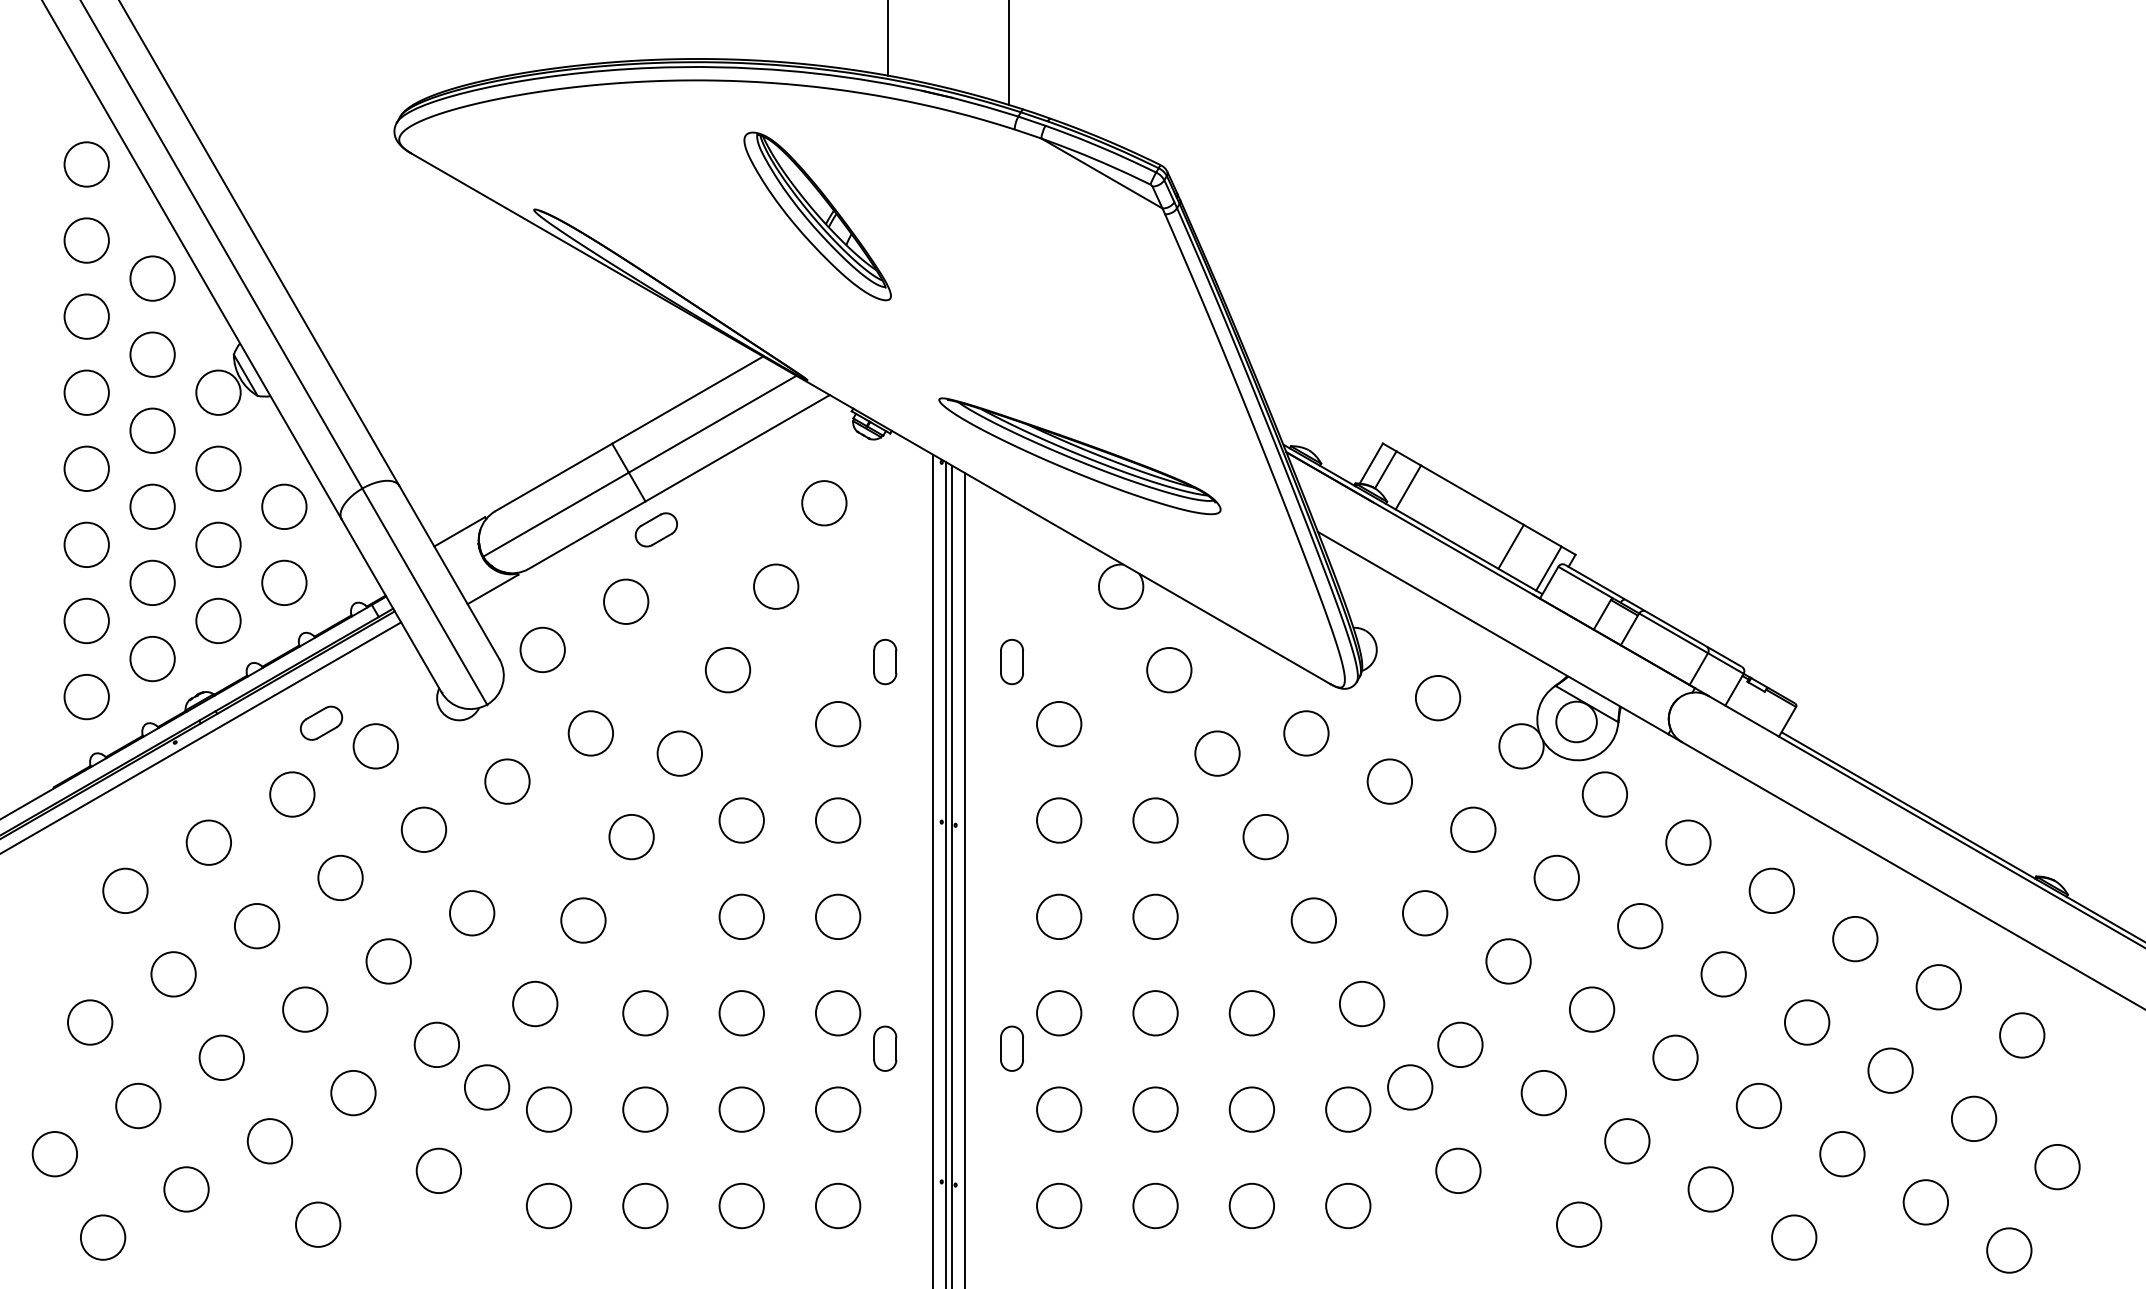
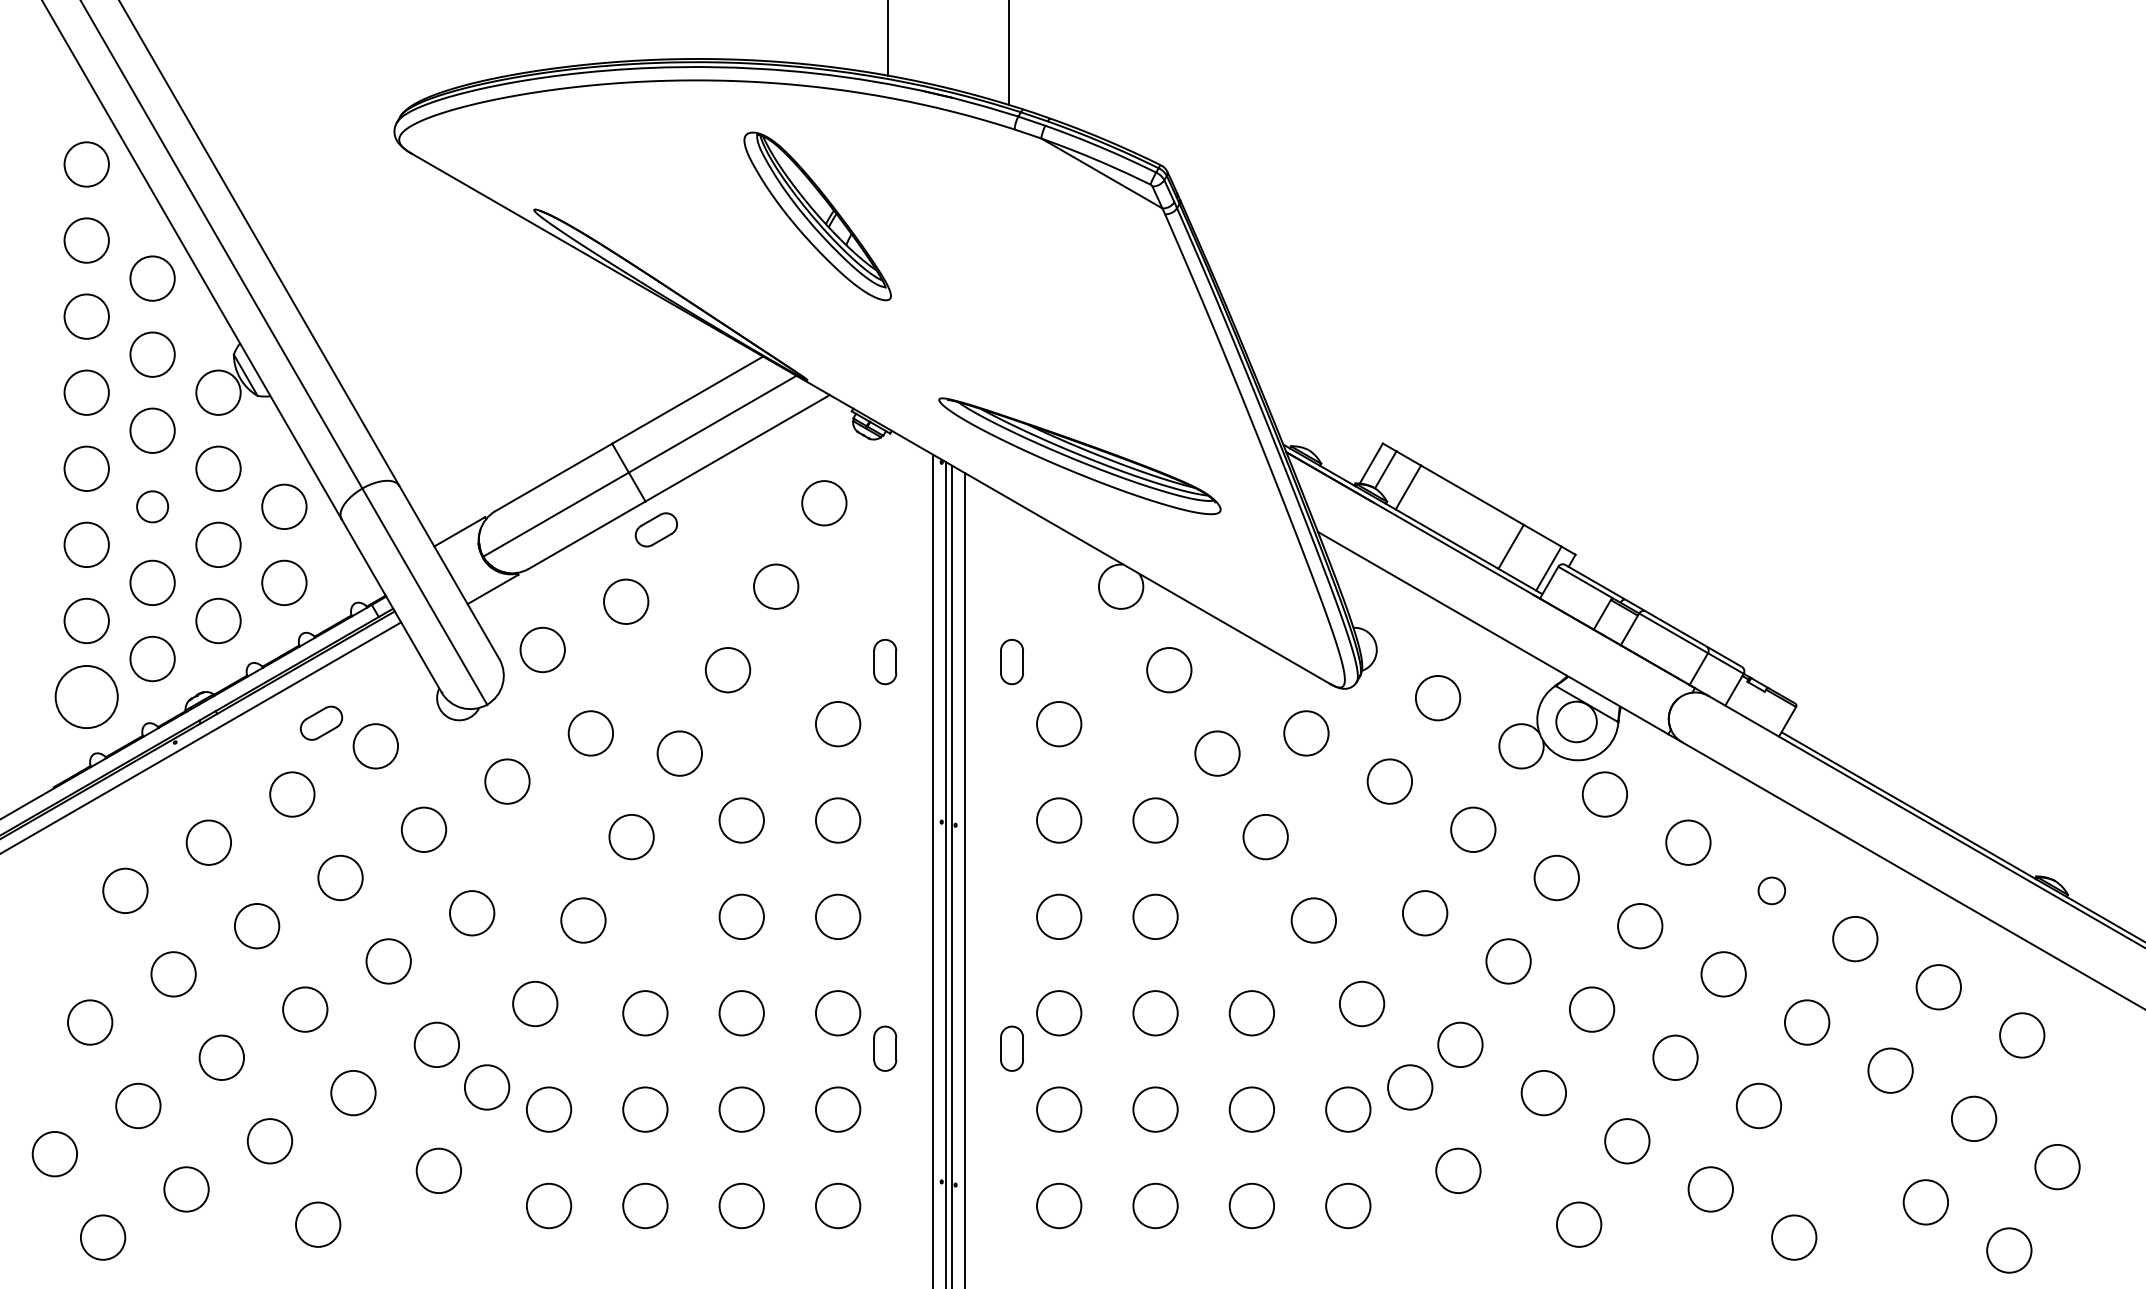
circle diameter: 44 px -> 31 px (152, 506)
circle diameter: 44 px -> 62 px (86, 696)
circle diameter: 44 px -> 27 px (1771, 890)
circle: present -> none (1842, 1154)
